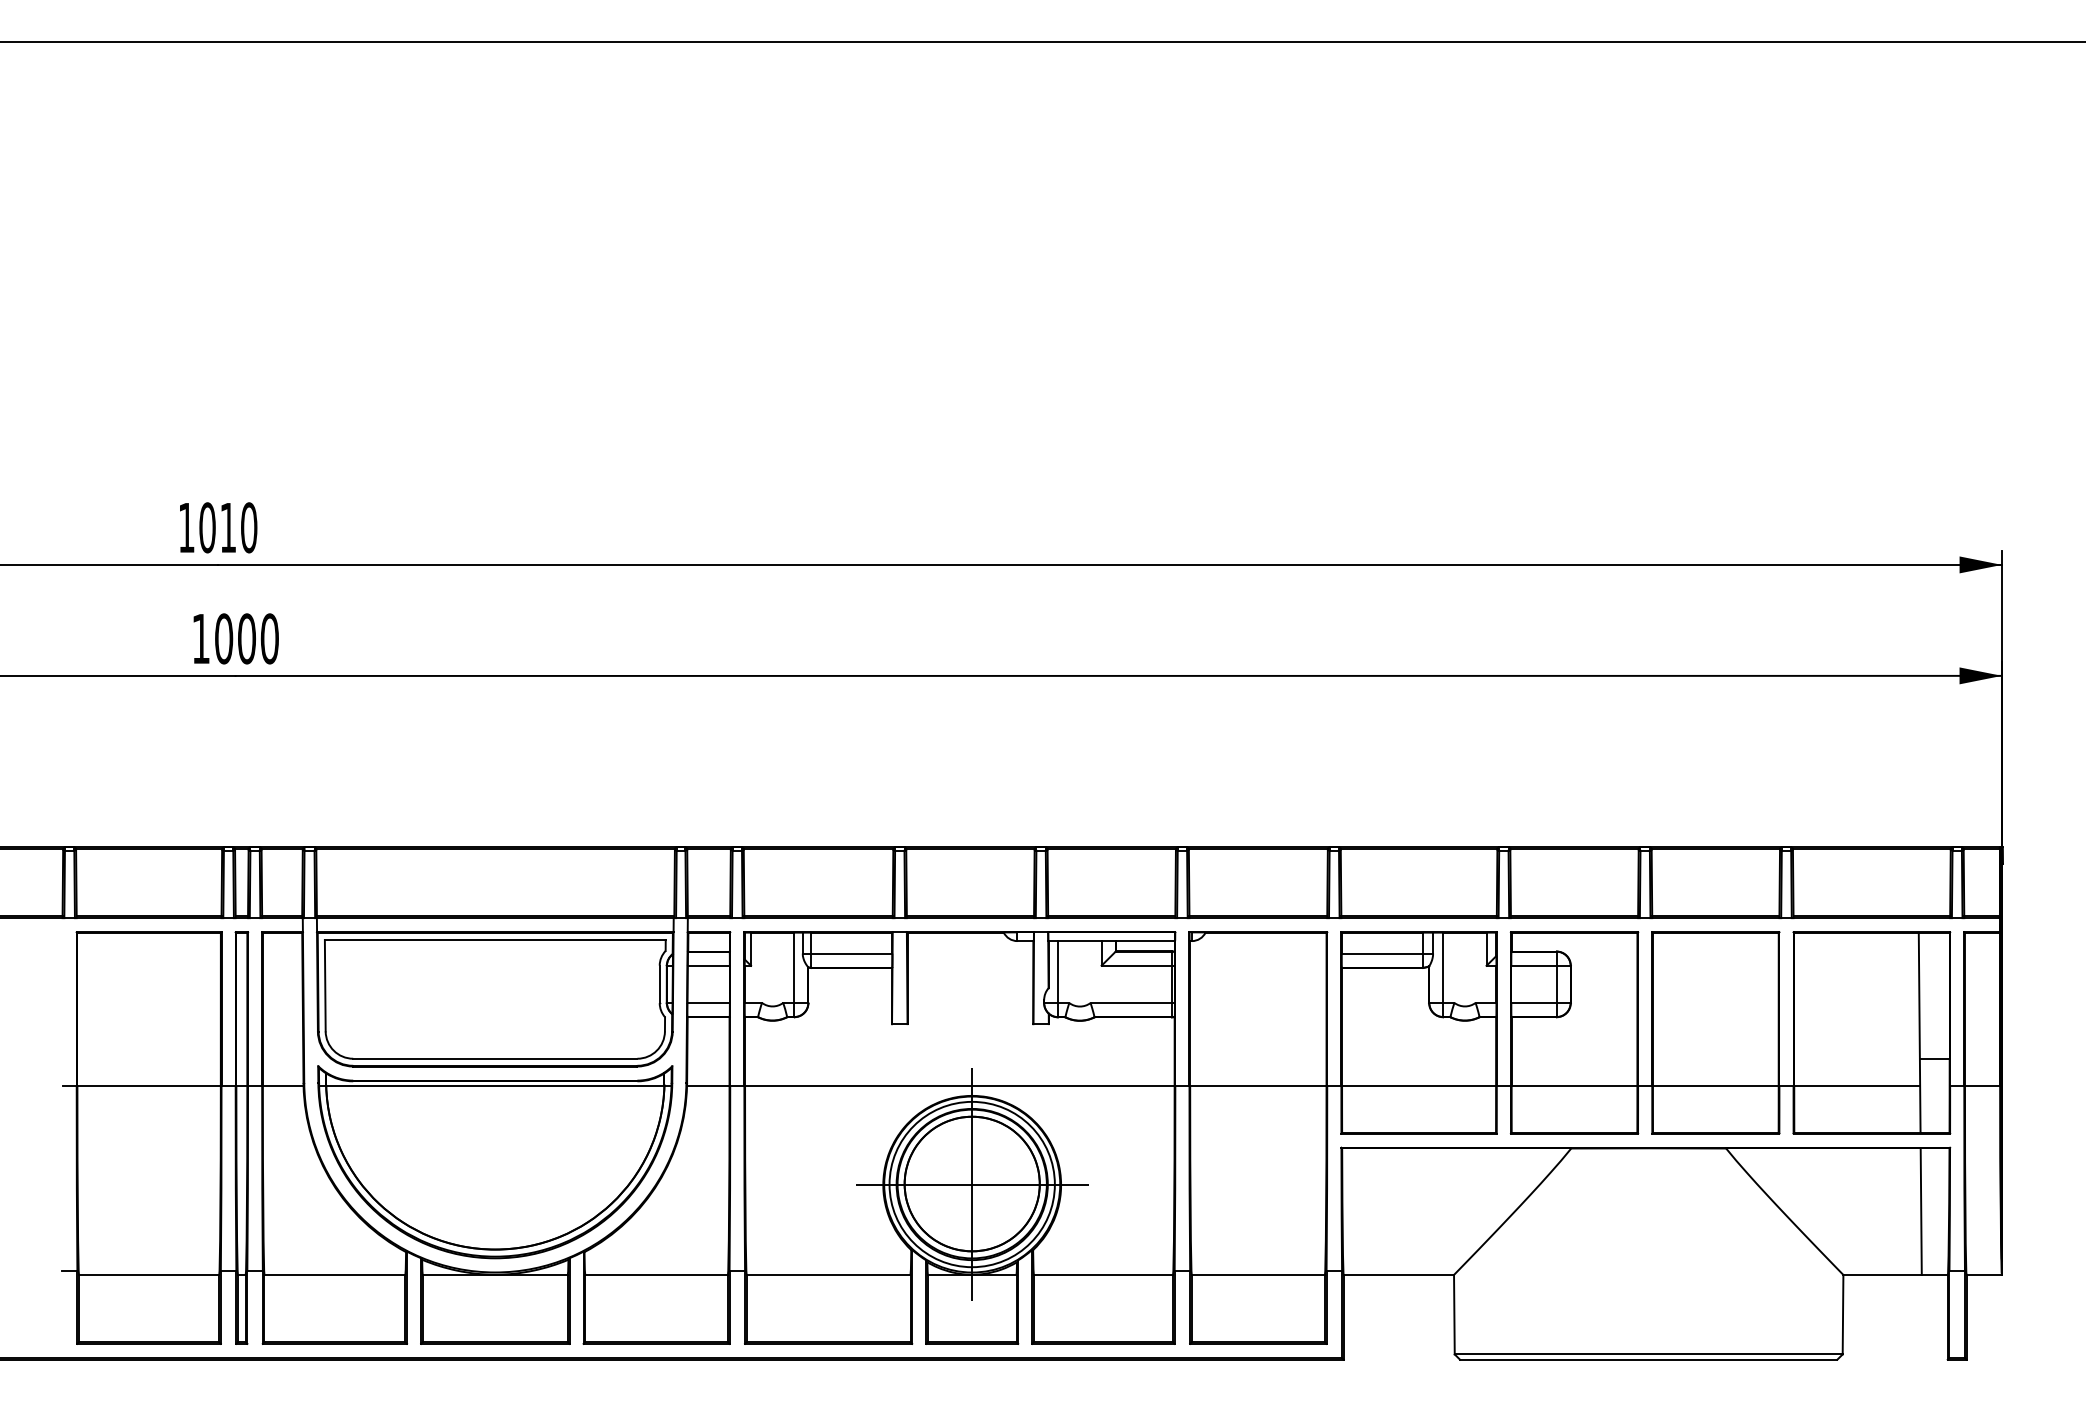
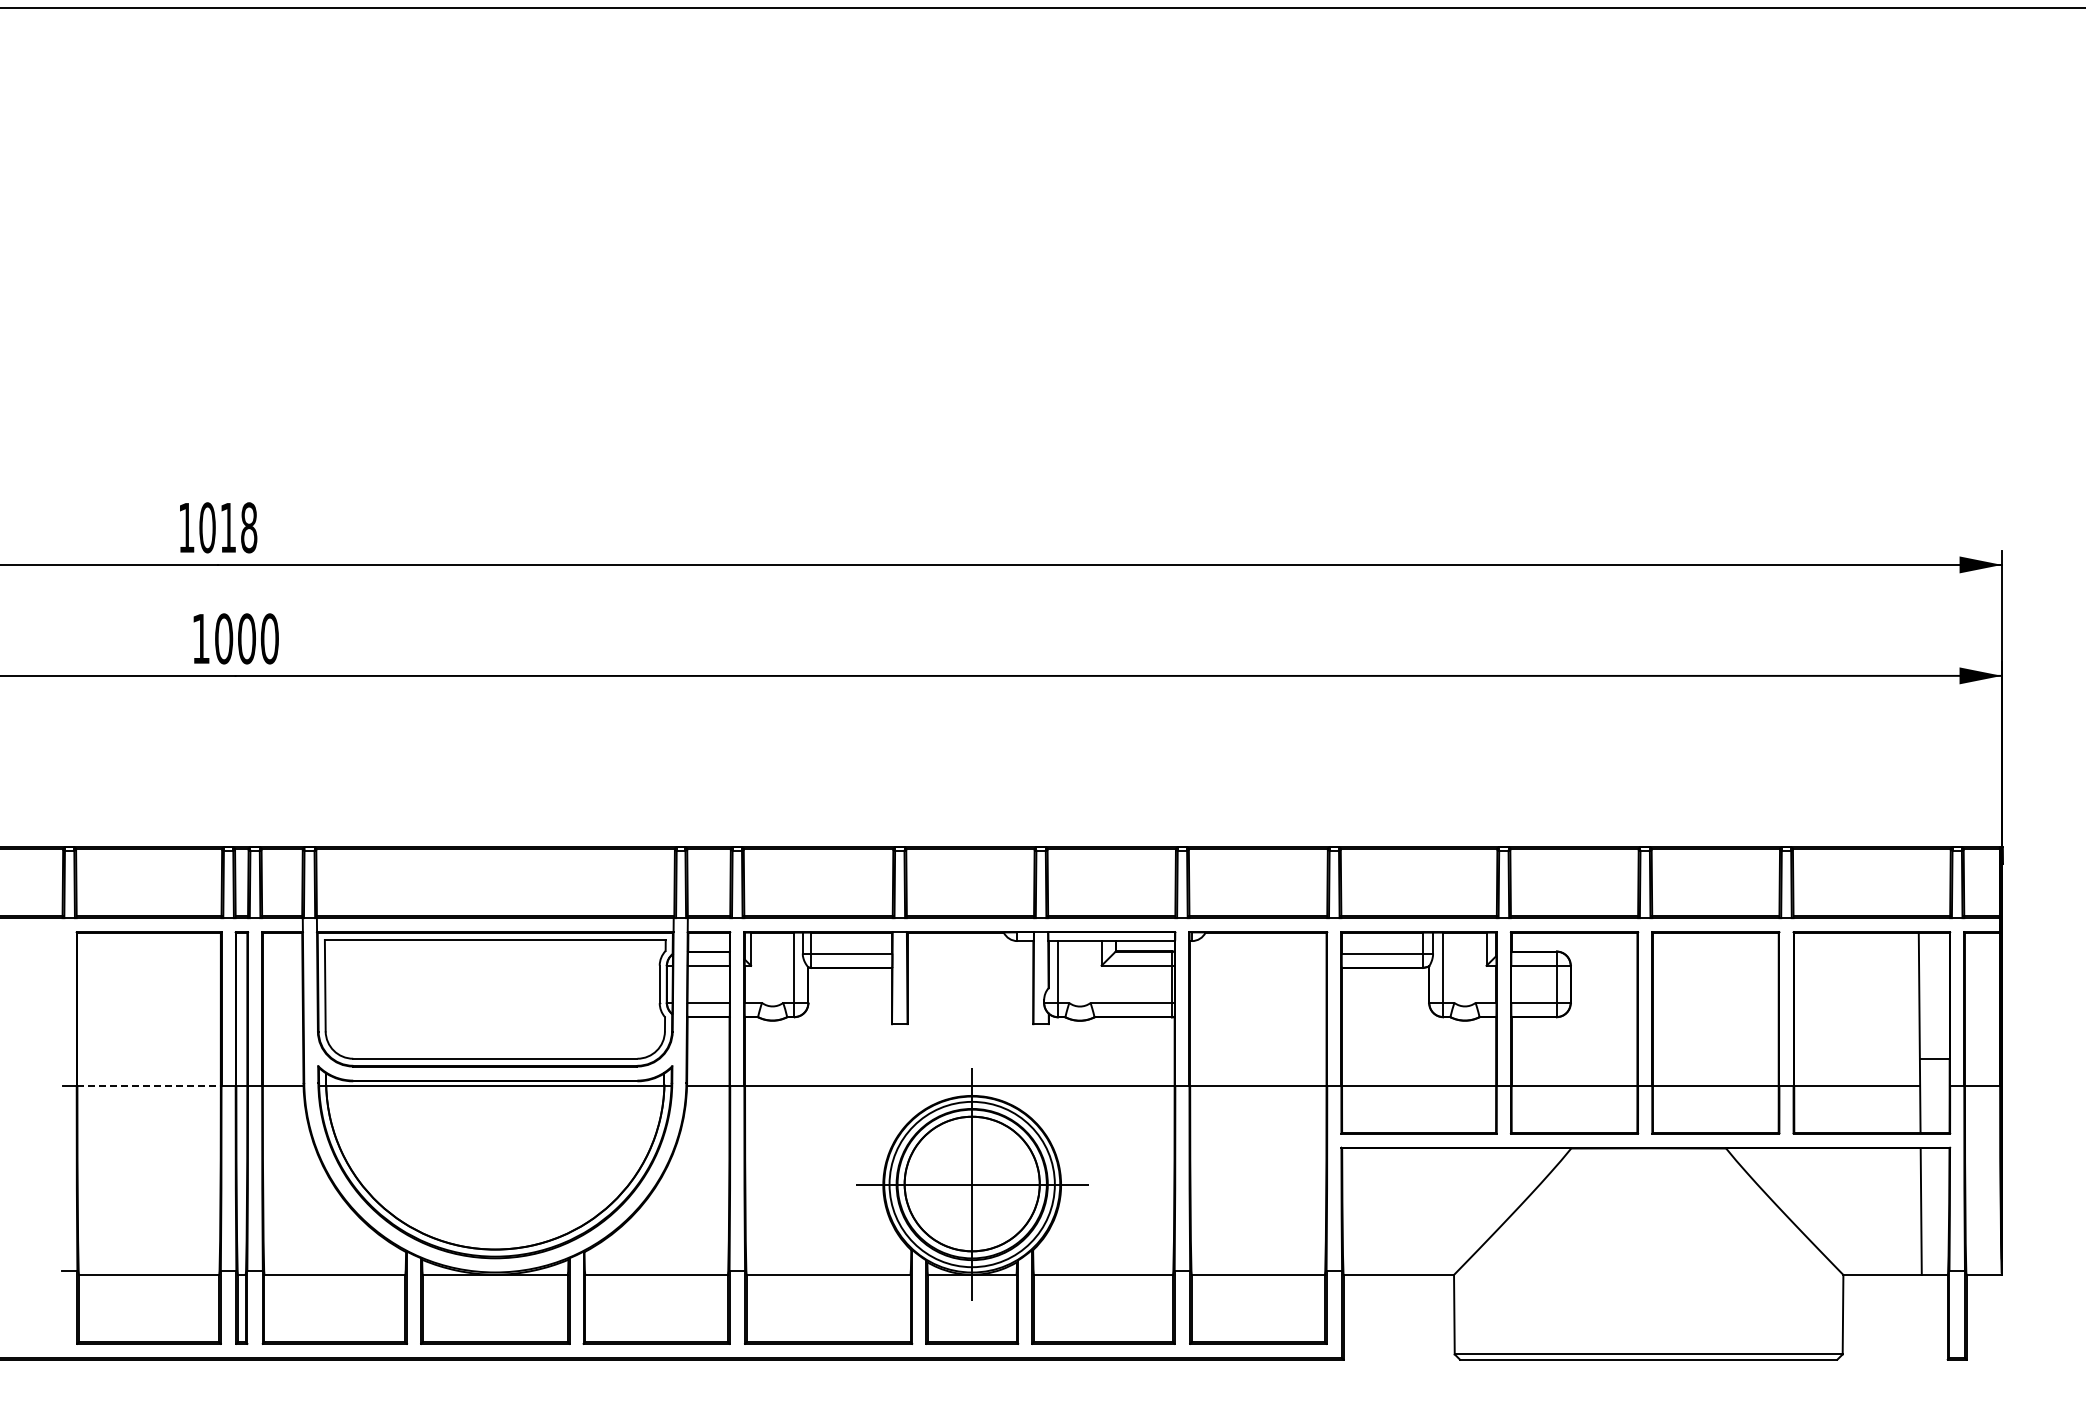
line position: (1042, 42) -> (1042, 8) (1042, 8)
text: 1010 -> 1018 (249, 527)
line: solid -> dashed (149, 1085)
